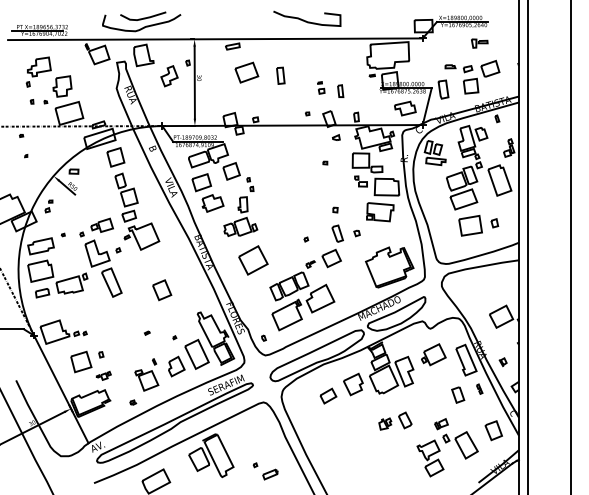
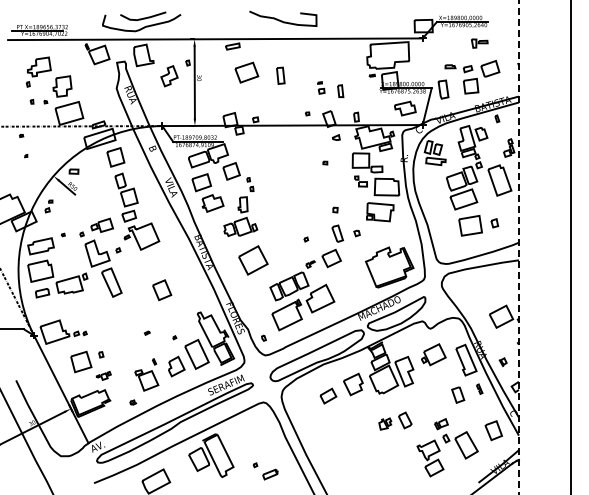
curve position: (306, 20) -> (282, 20) (282, 20)
line: present -> none (527, 246)
line: solid -> dashed (518, 247)
